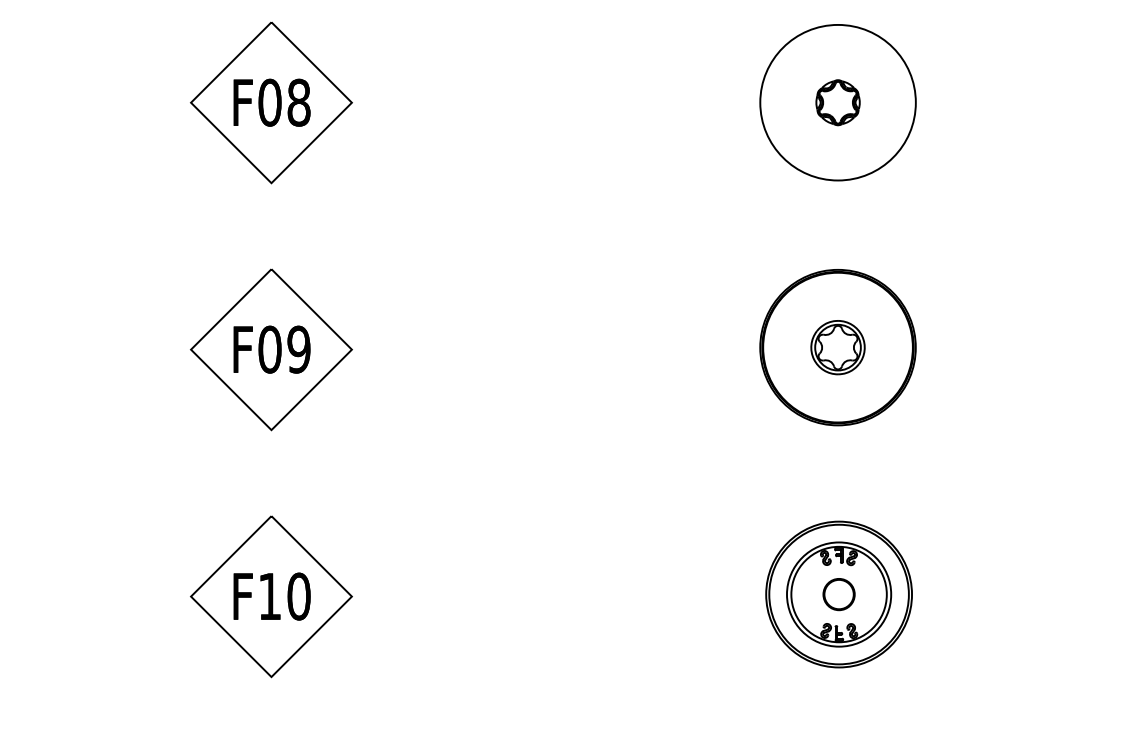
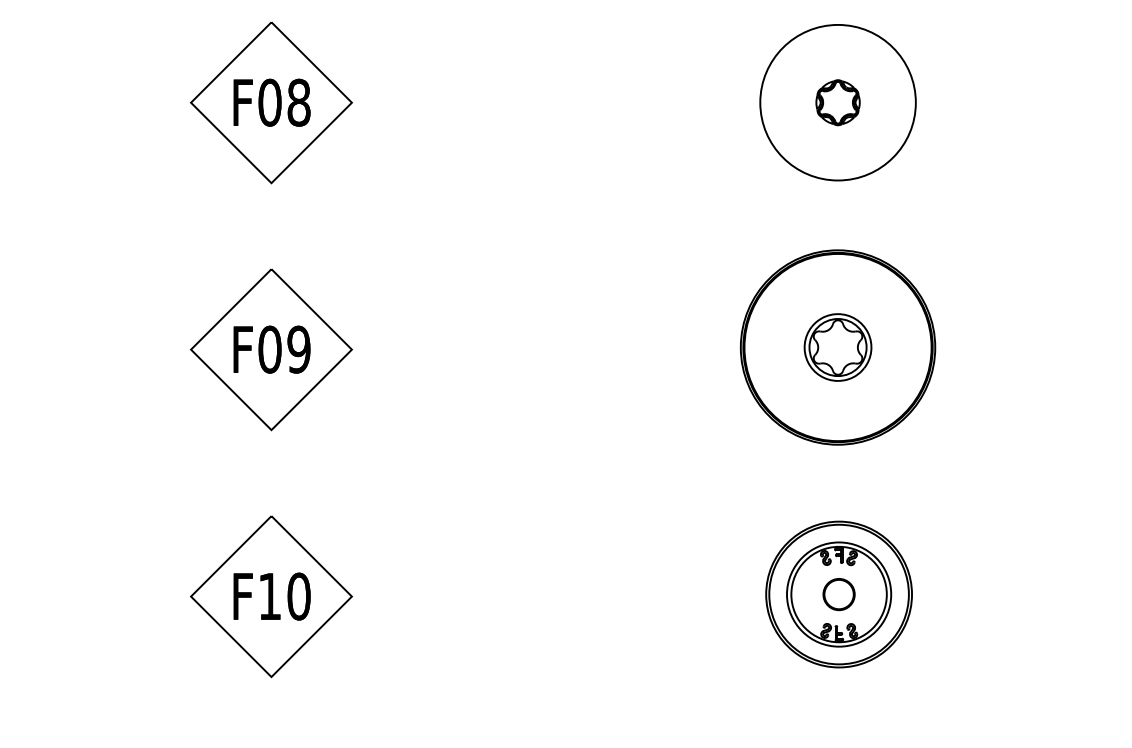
part size: 158x158 px -> 198x197 px (837, 347)
